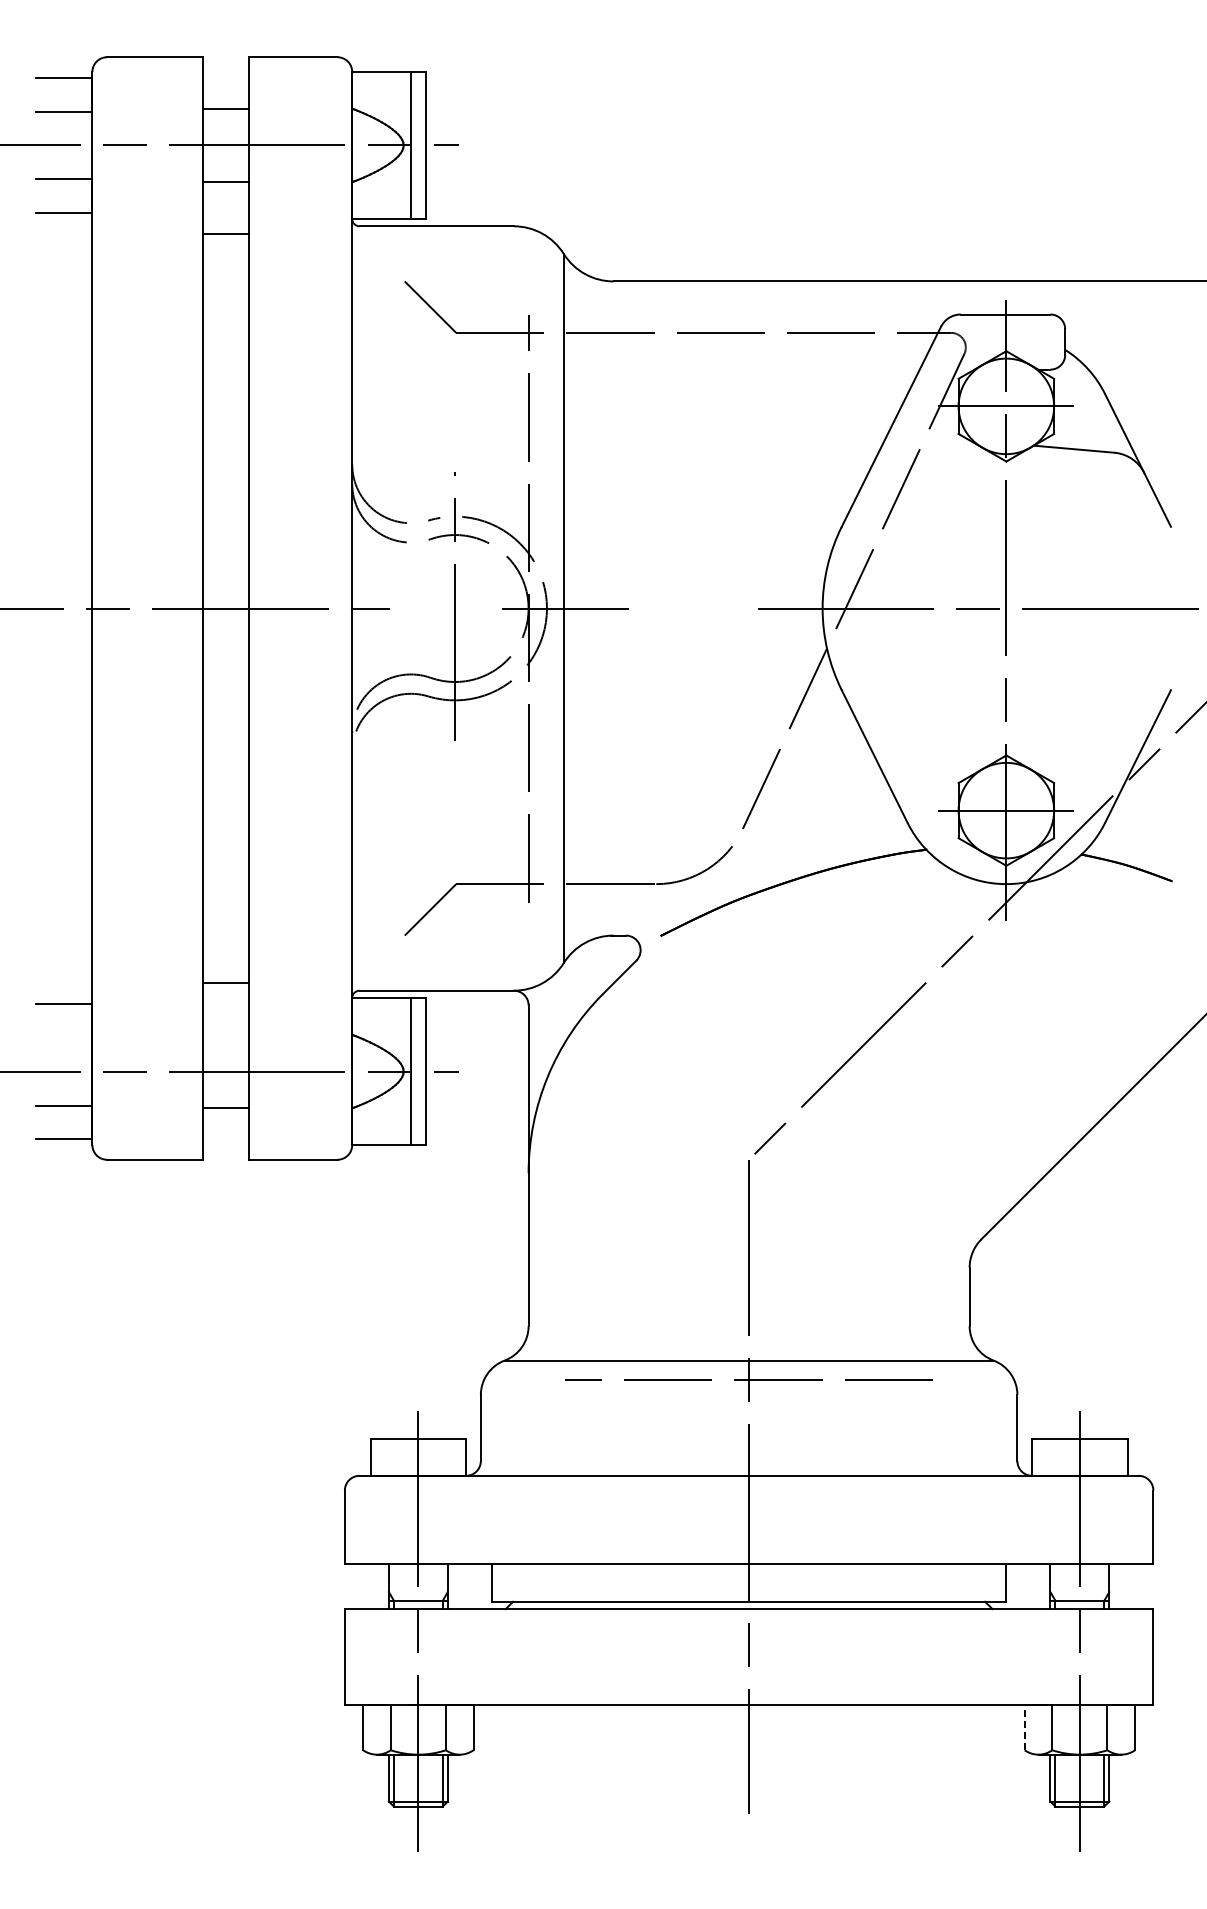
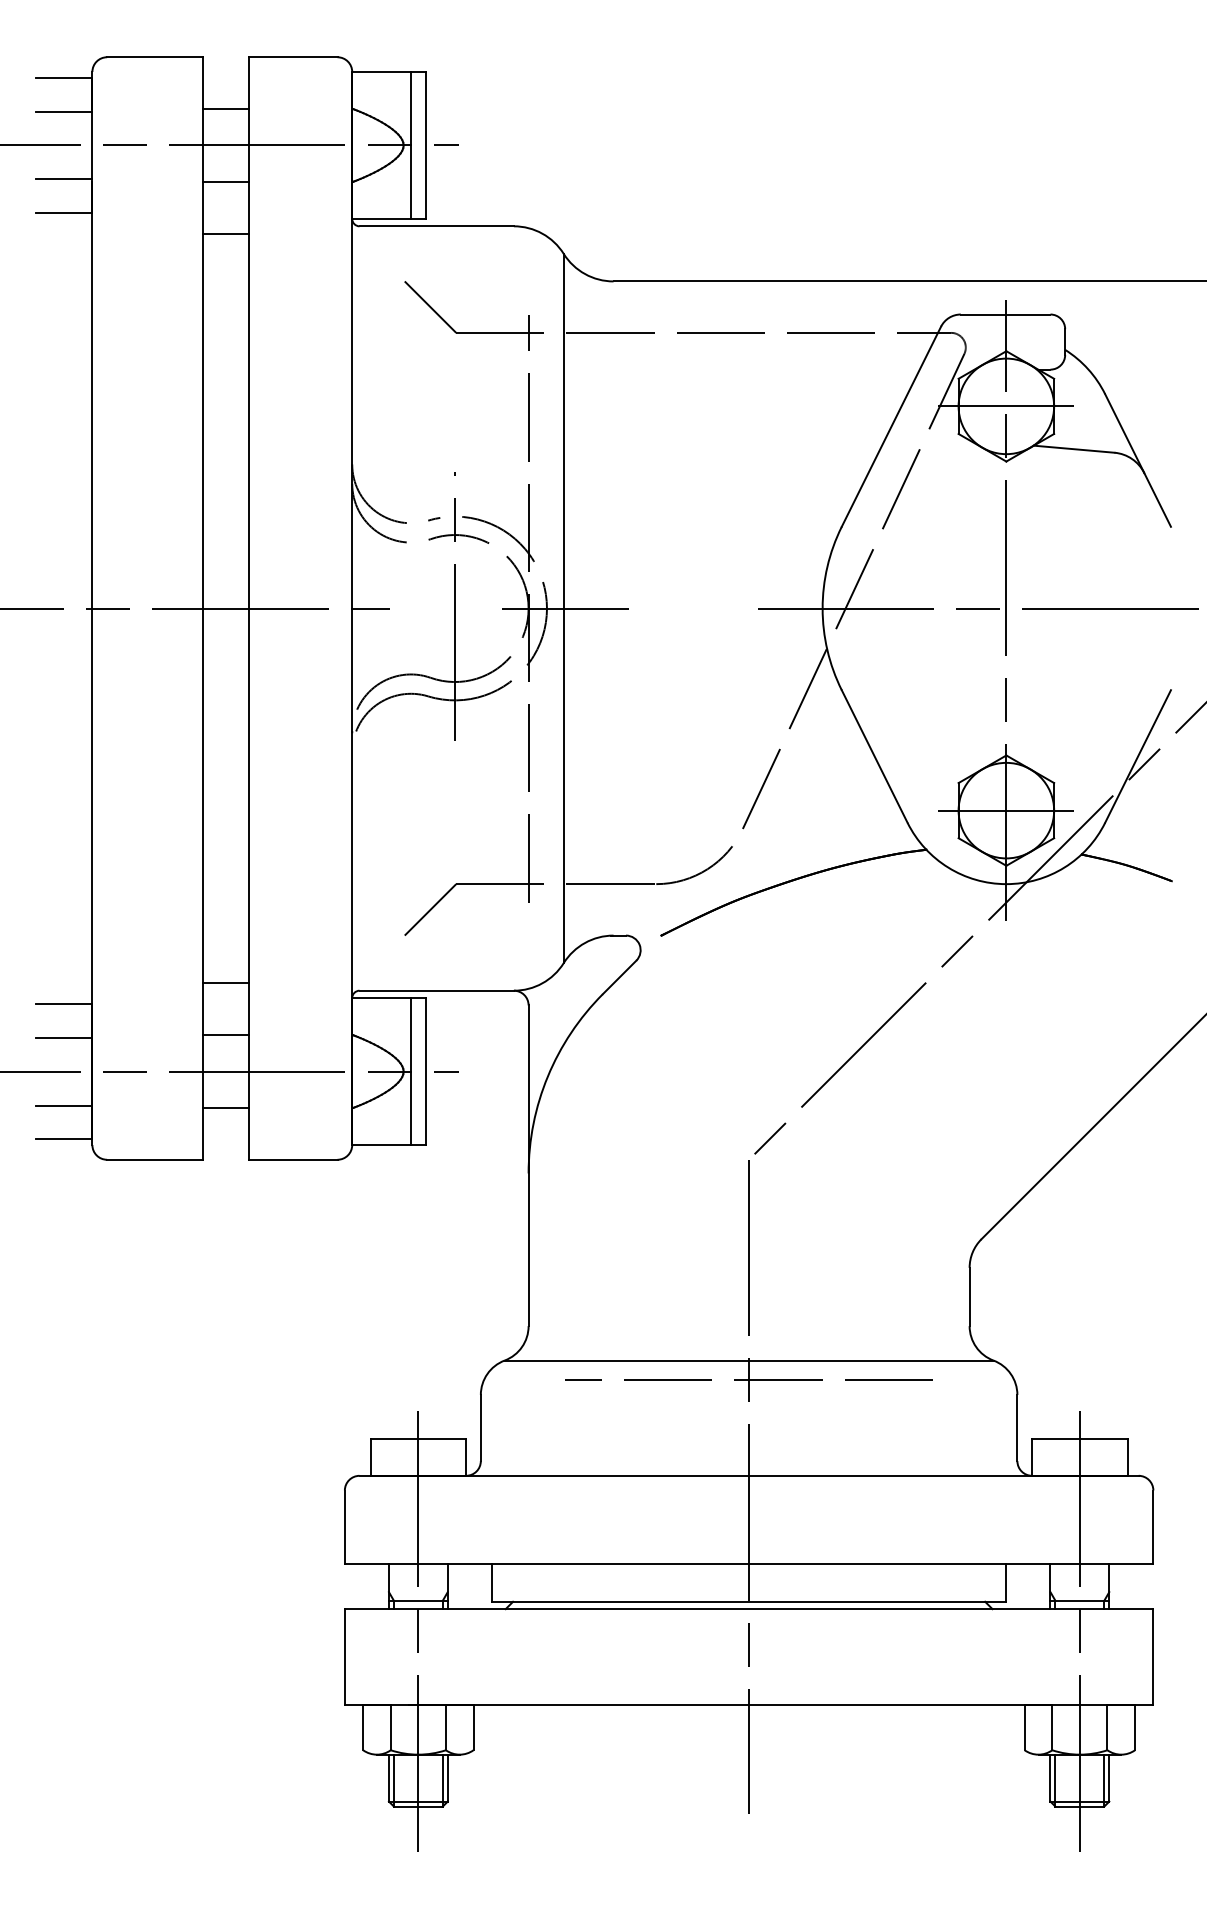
line: none -> present (225, 1034)
line: none -> present (64, 1037)
line: dashed -> solid (1024, 1727)
